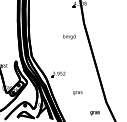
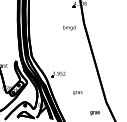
text position: (69, 36) -> (69, 27) (69, 27)
